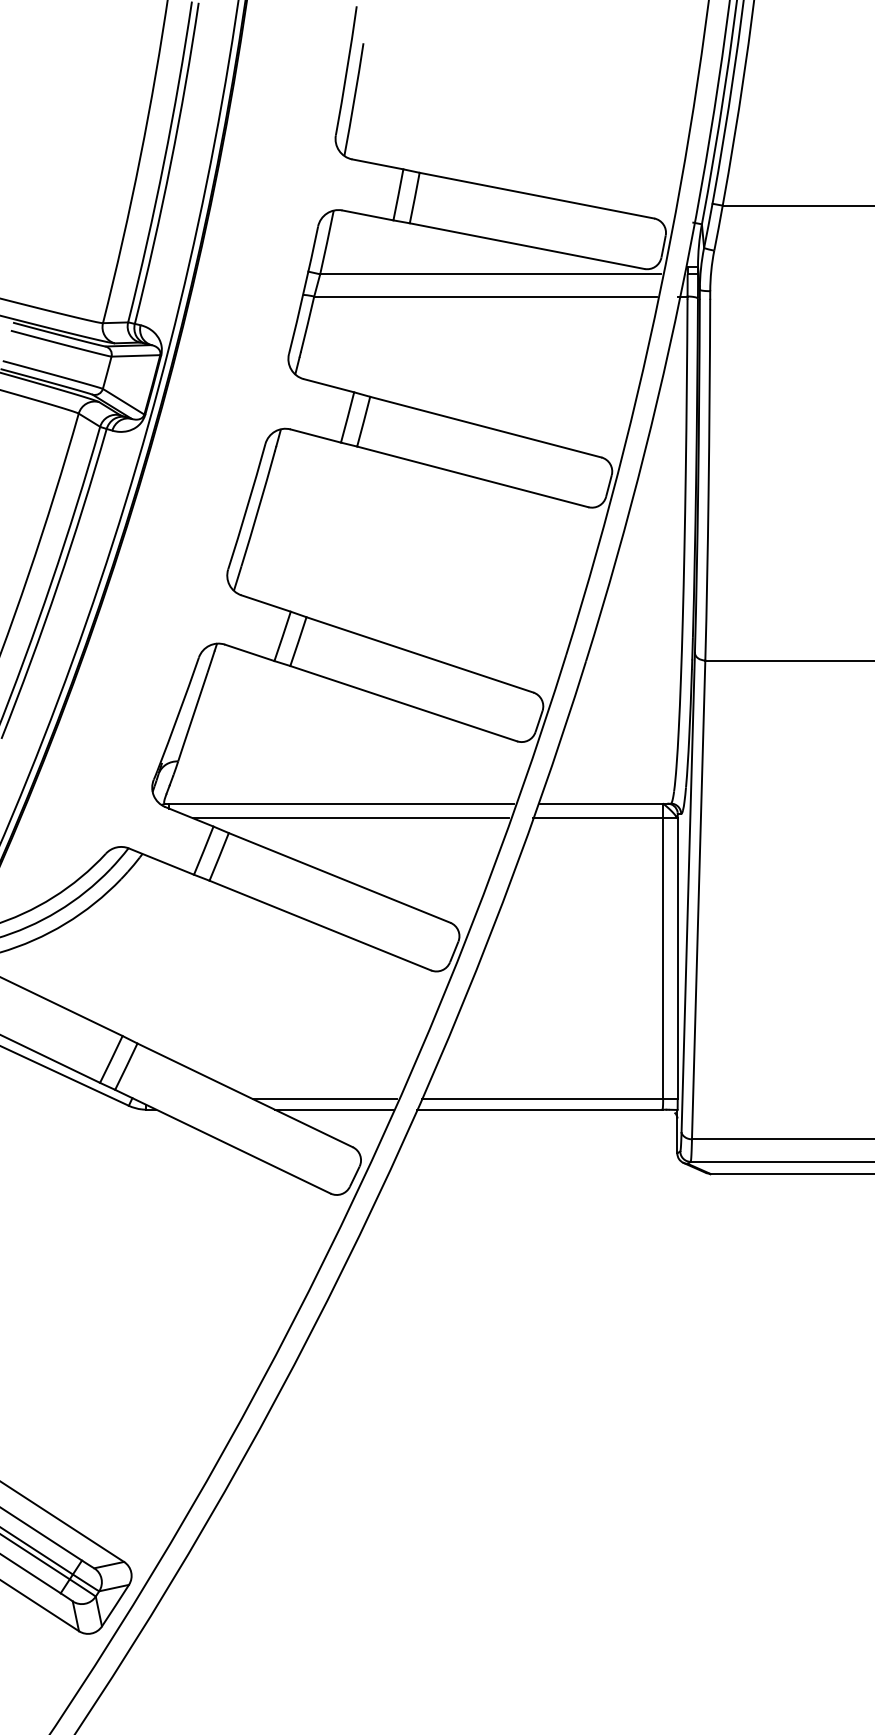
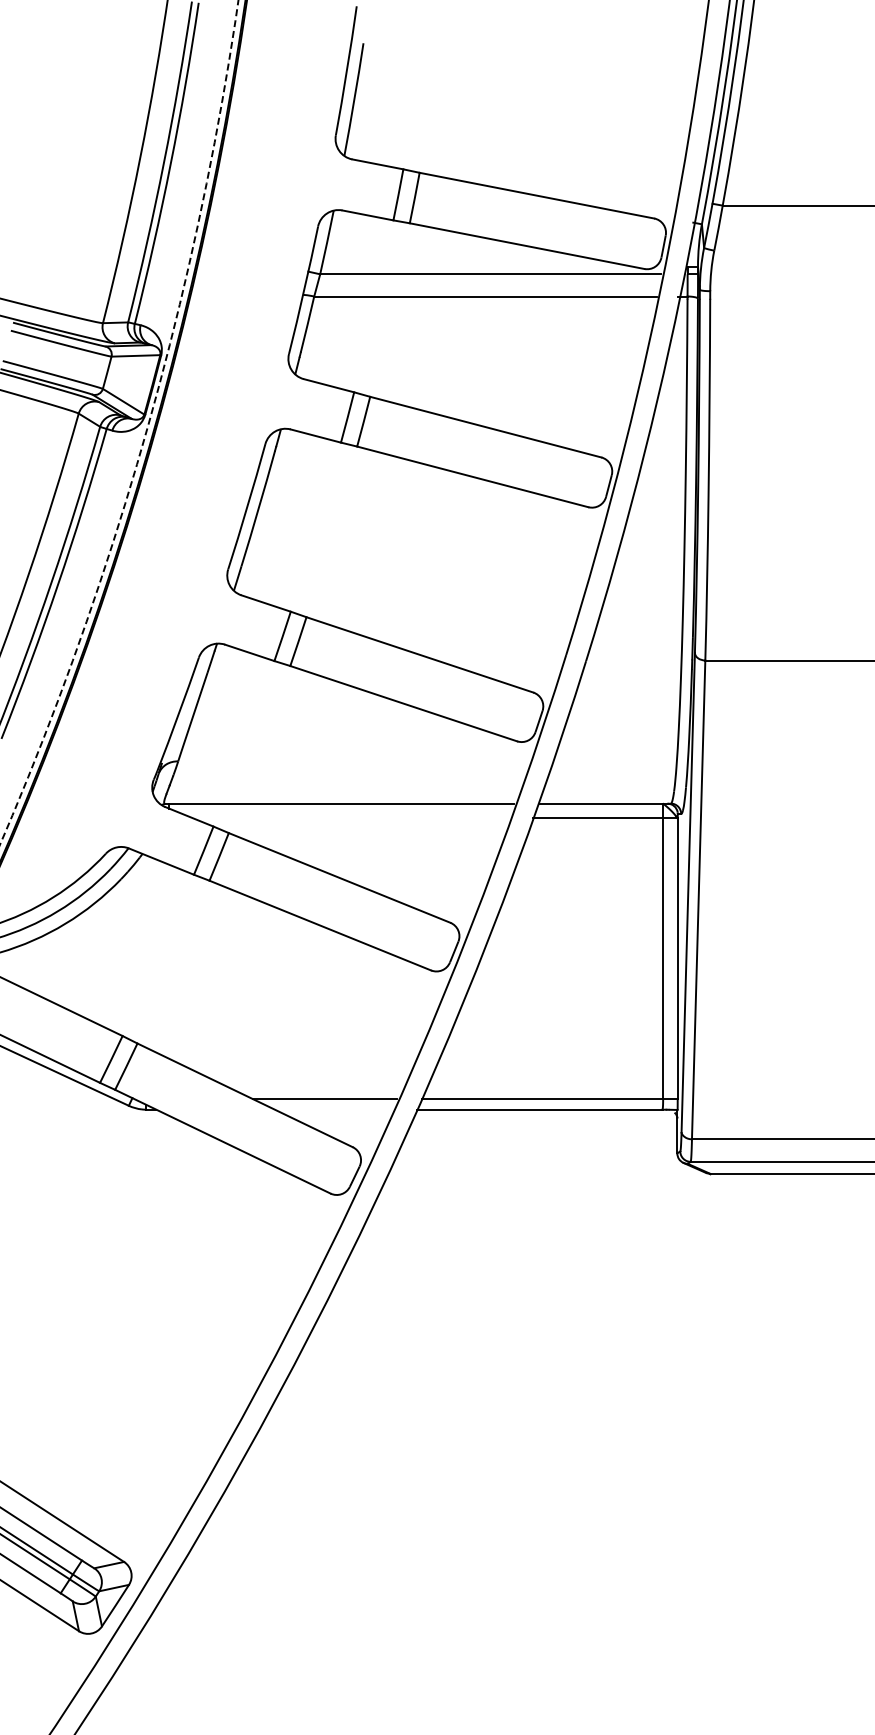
arc: solid -> dashed (147, 429)
line: present -> none (350, 818)
line: present -> none (333, 1109)
